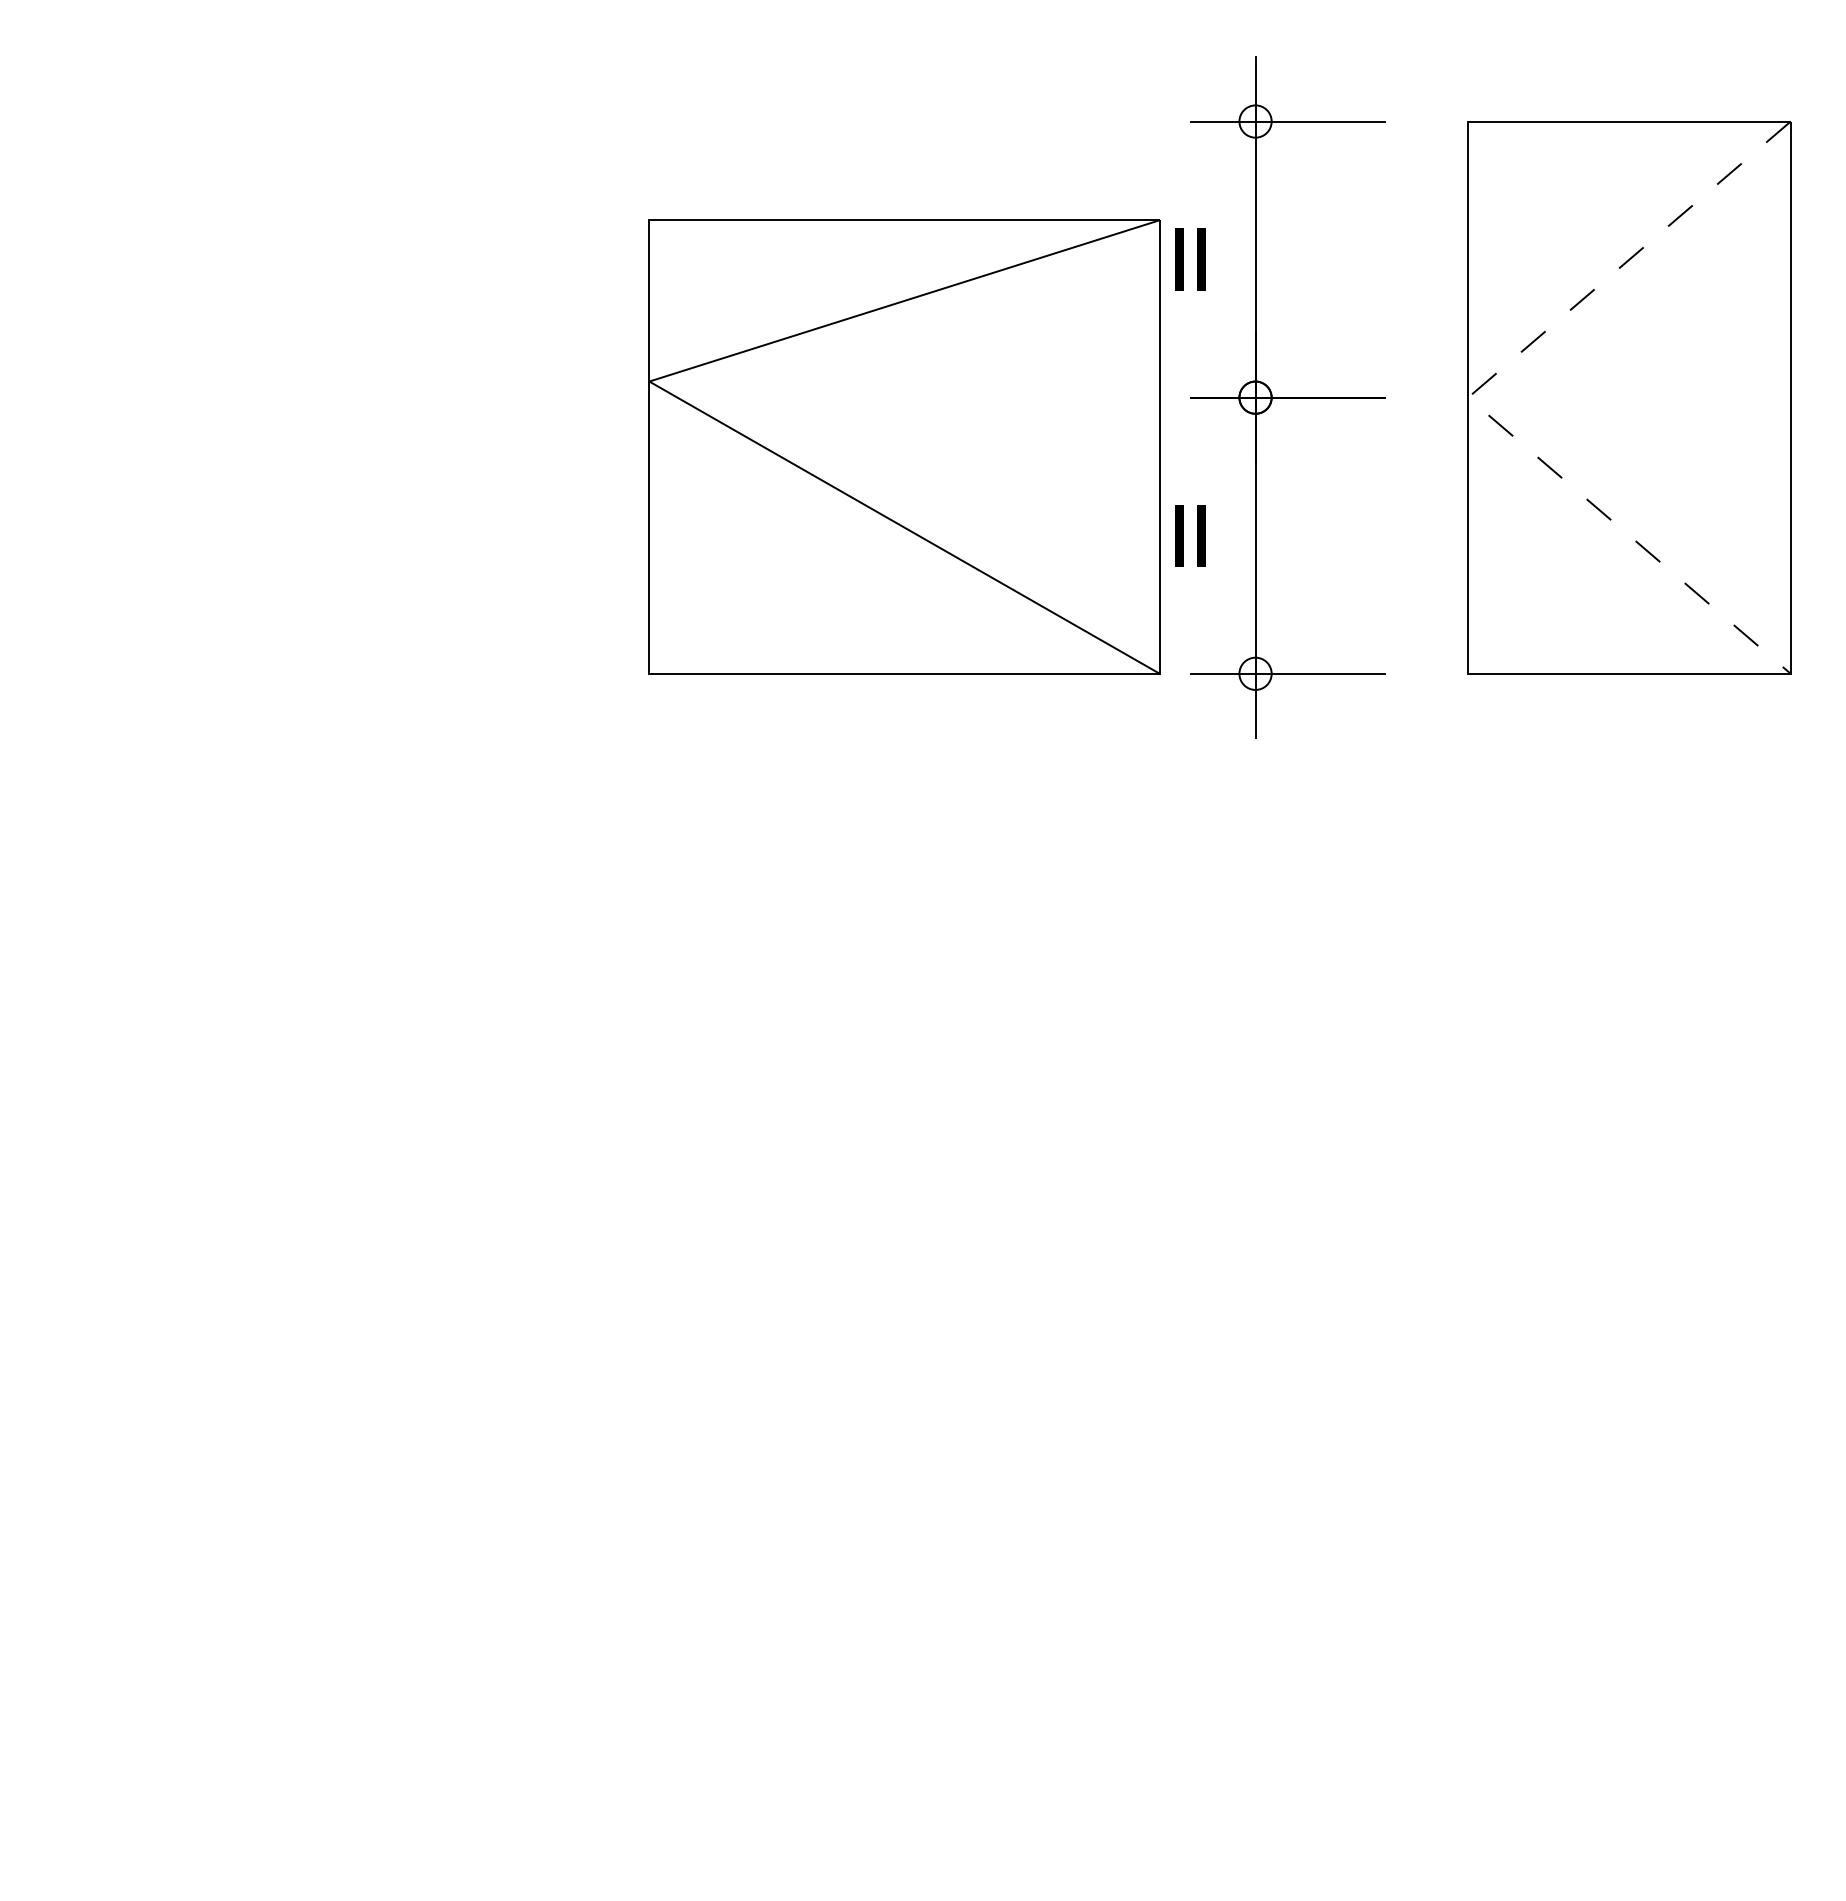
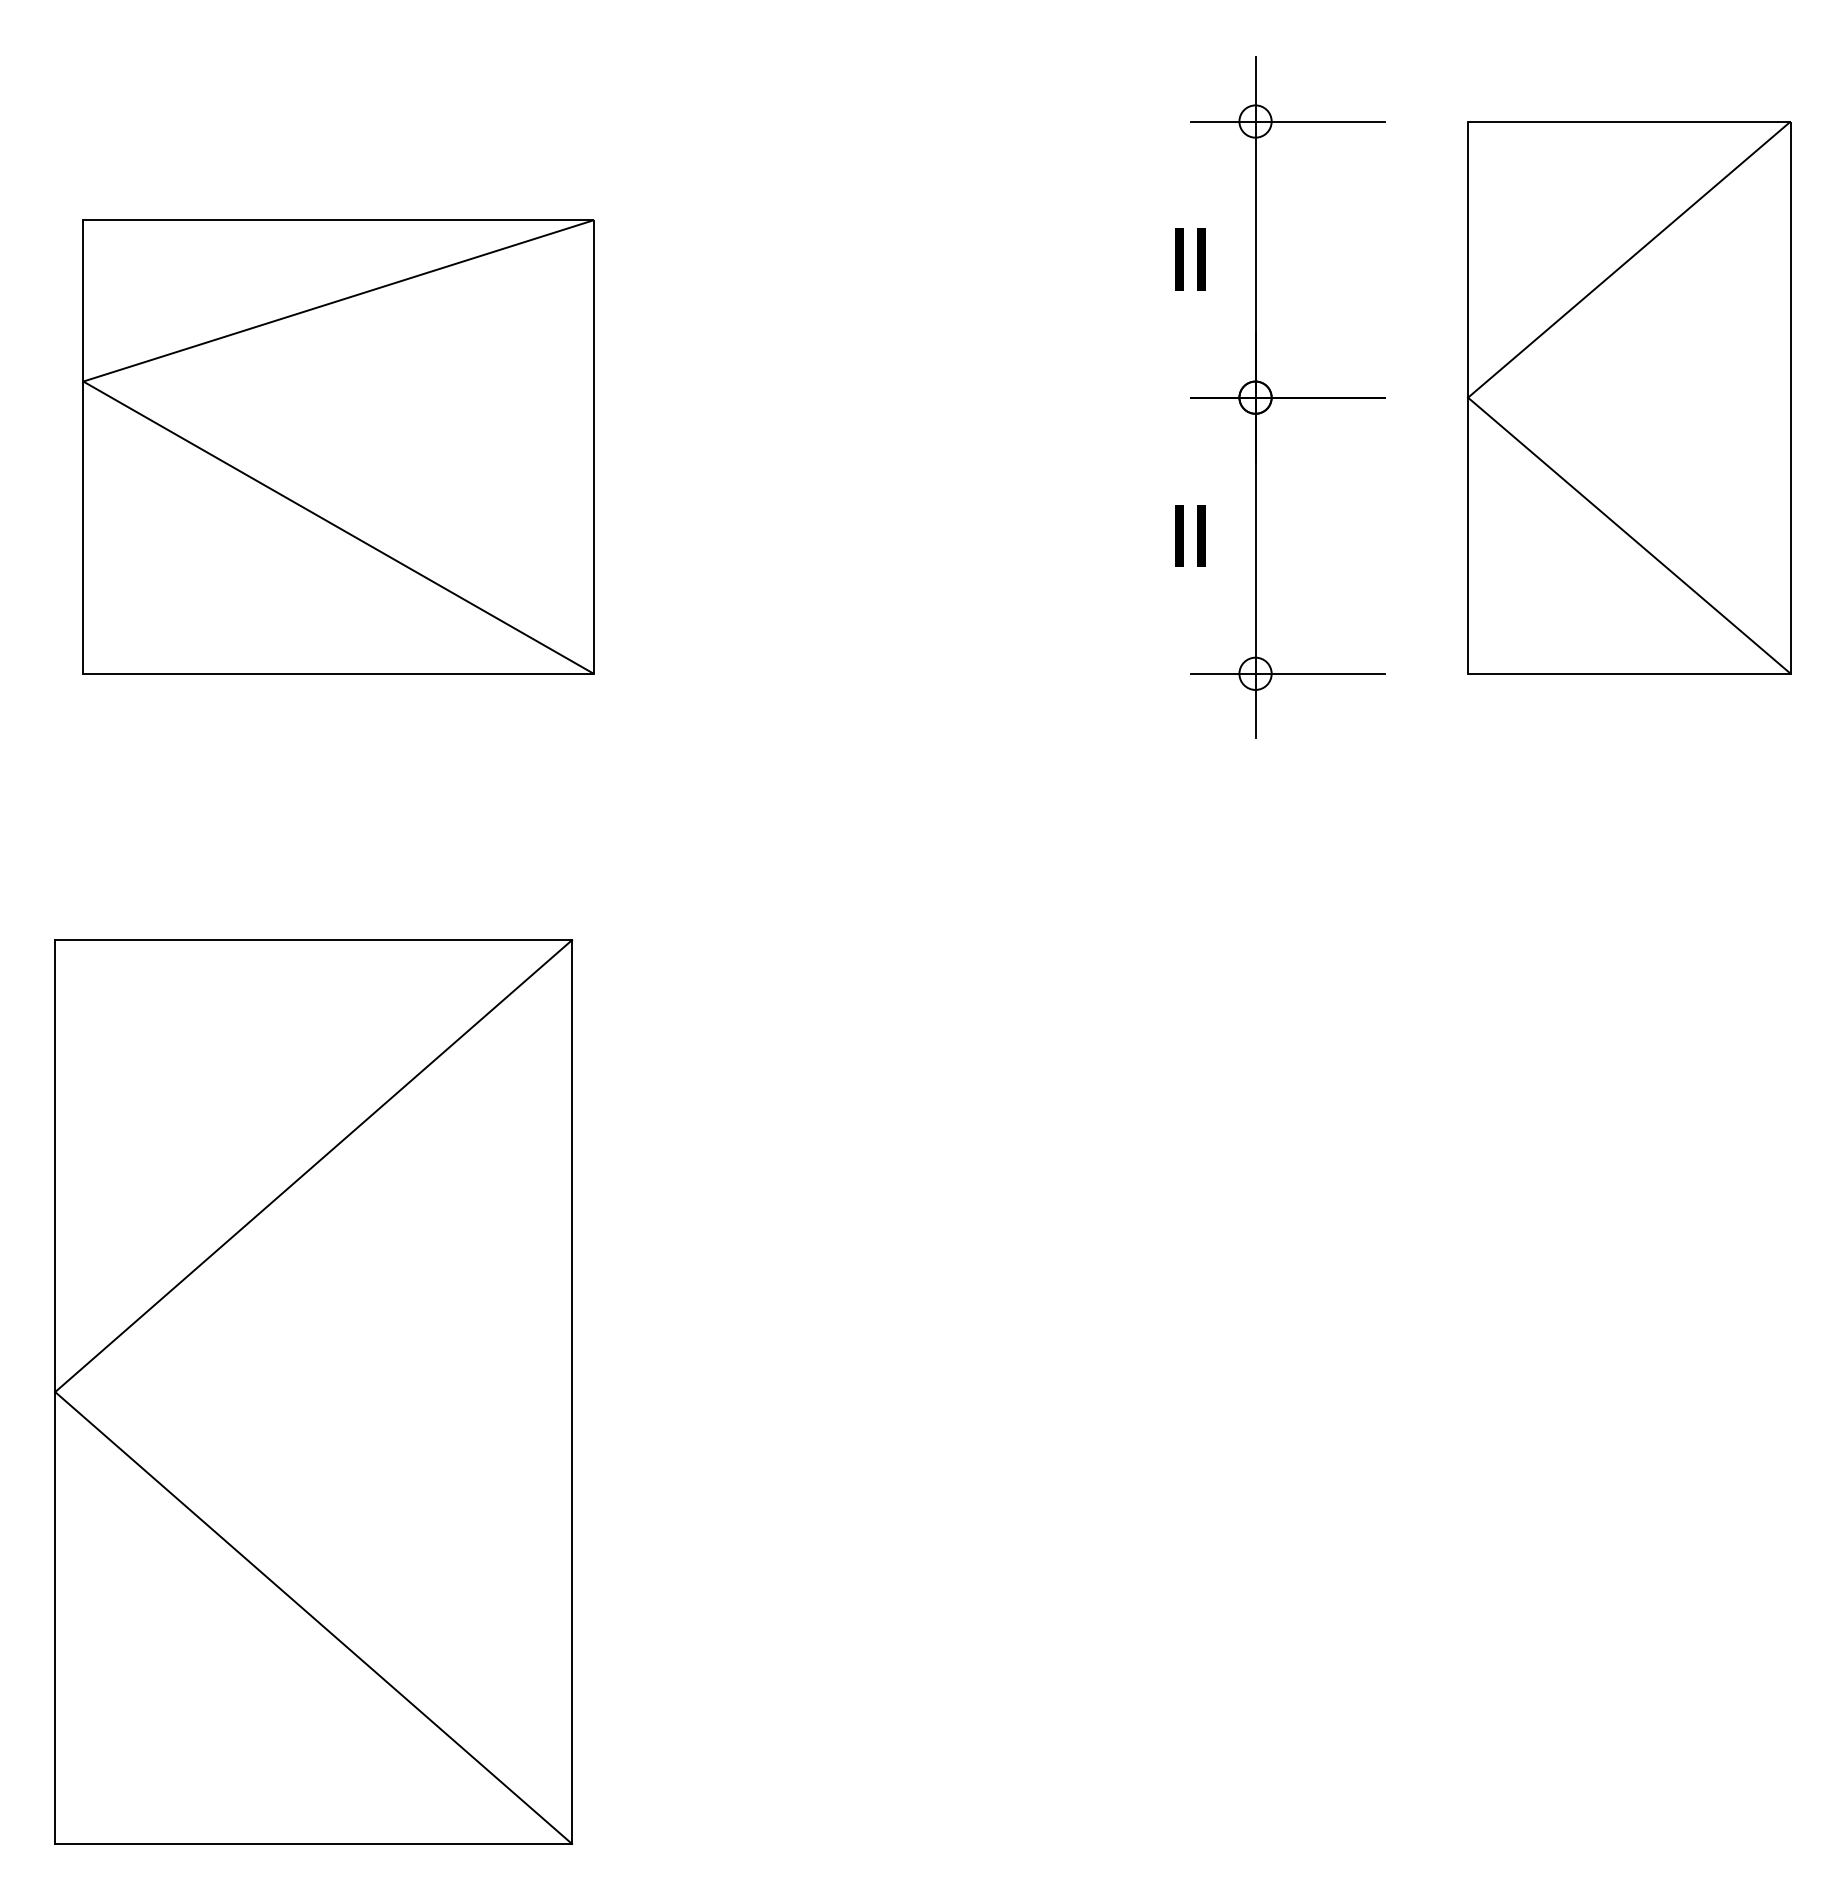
line: dashed -> solid (1468, 397)
part position: (904, 446) -> (338, 446) (338, 446)
part: none -> present (313, 1391)
